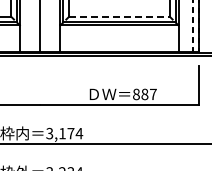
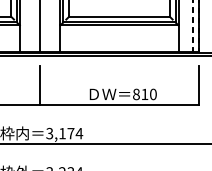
line: dashed -> solid (119, 16)
line: none -> present (40, 84)
text: 887 -> 810 (148, 94)
